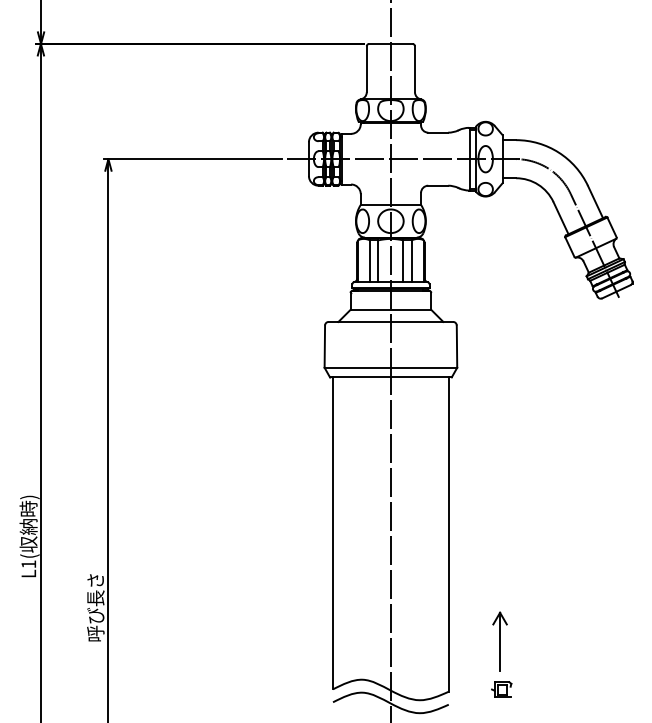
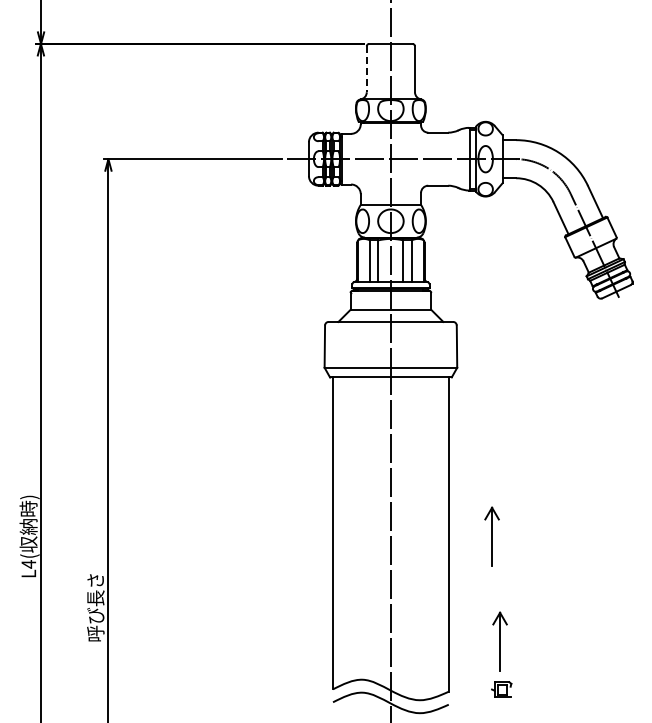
line: solid -> dashed (366, 69)
part: none -> present (491, 536)
text: L1( -> L4( (28, 564)
